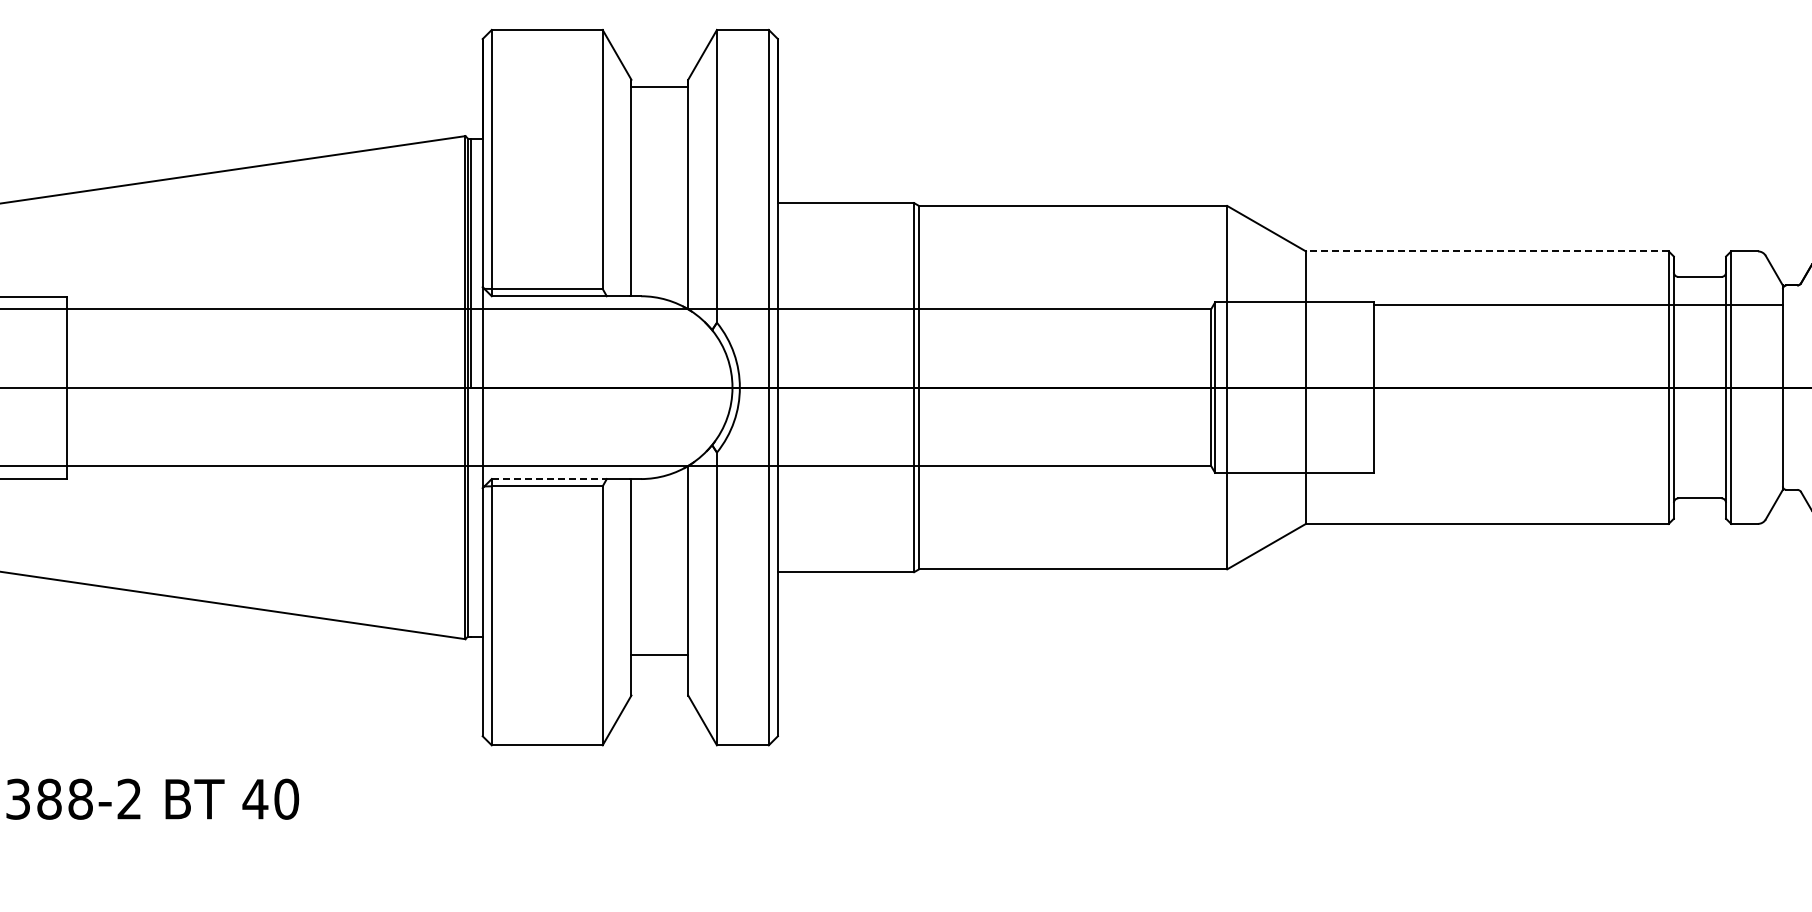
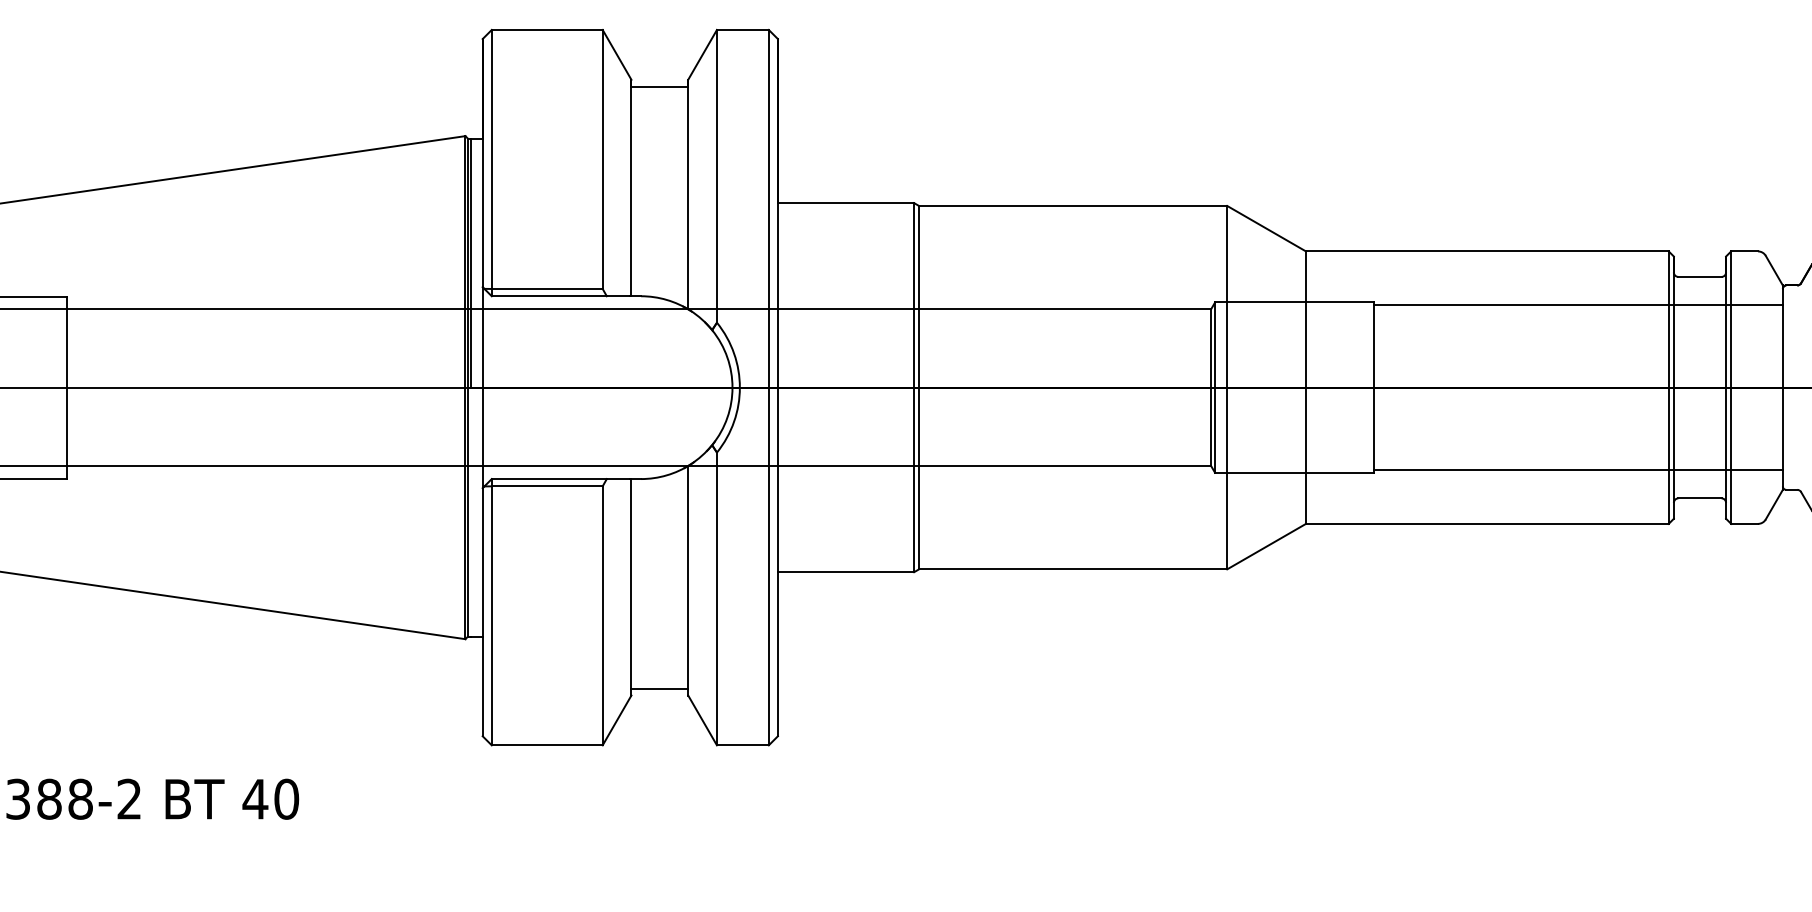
line: dashed -> solid (1486, 251)
line: none -> present (1578, 470)
line: dashed -> solid (549, 479)
line position: (659, 654) -> (659, 688) (659, 688)
